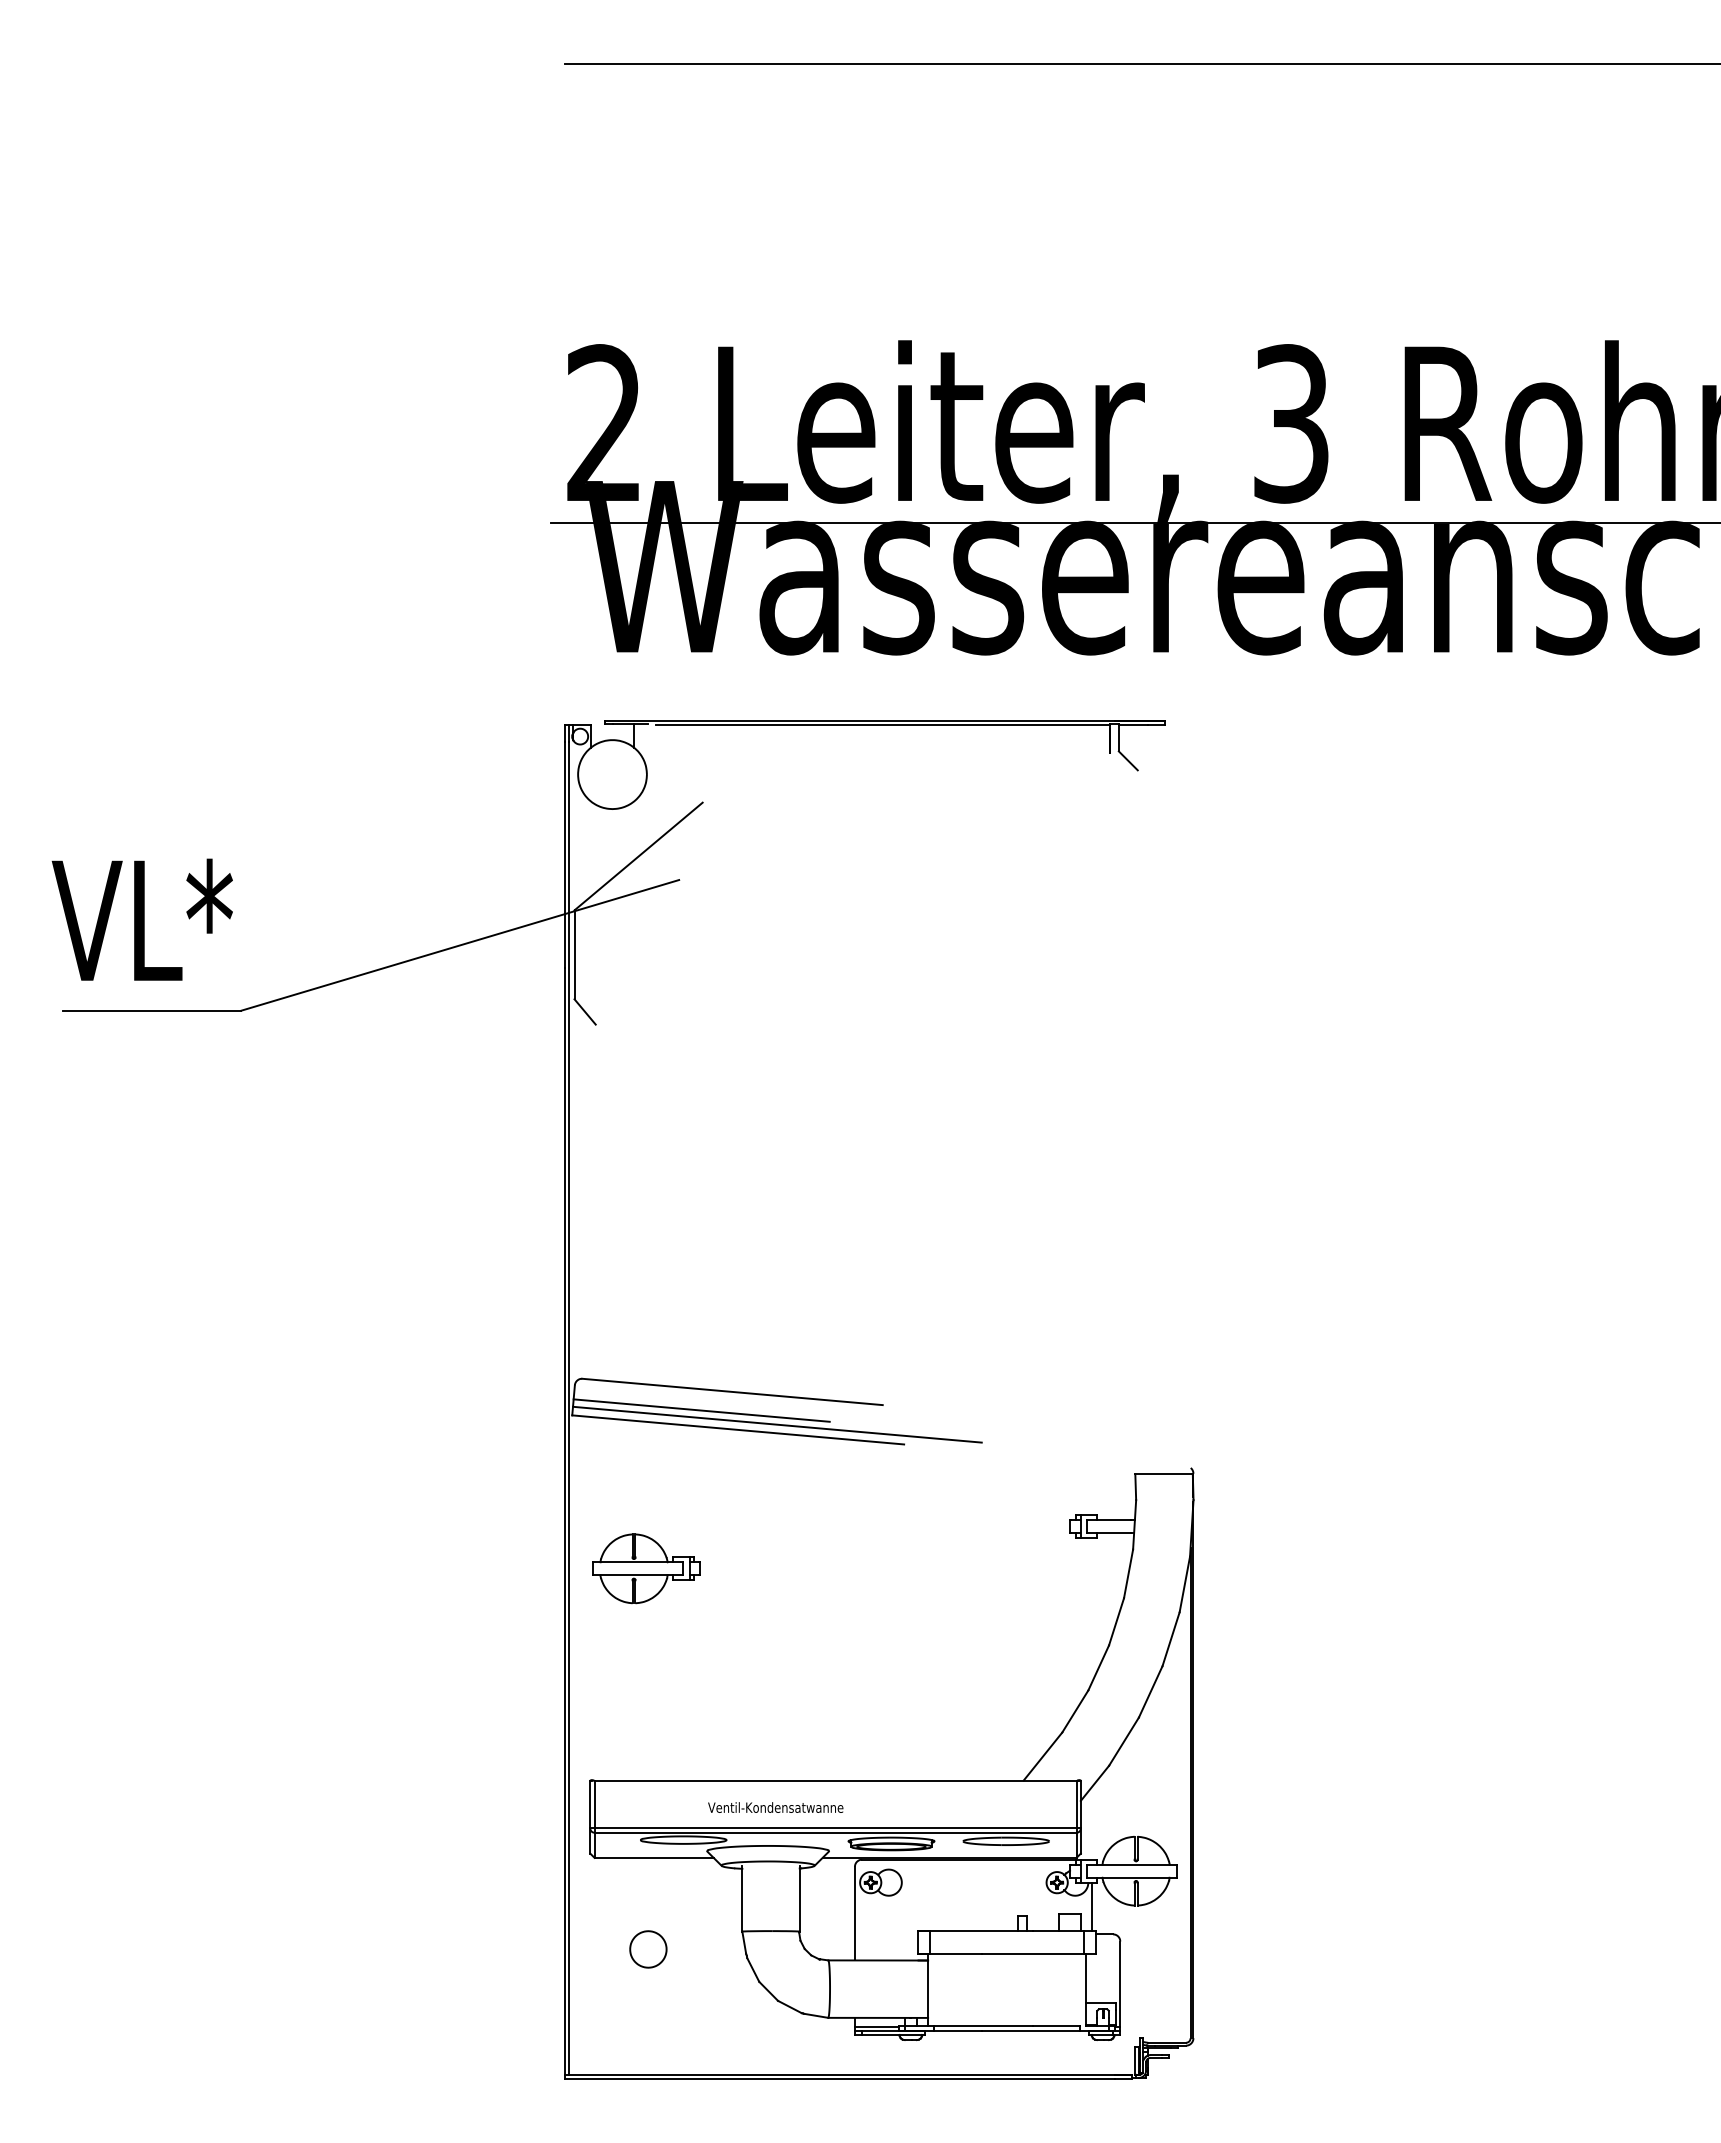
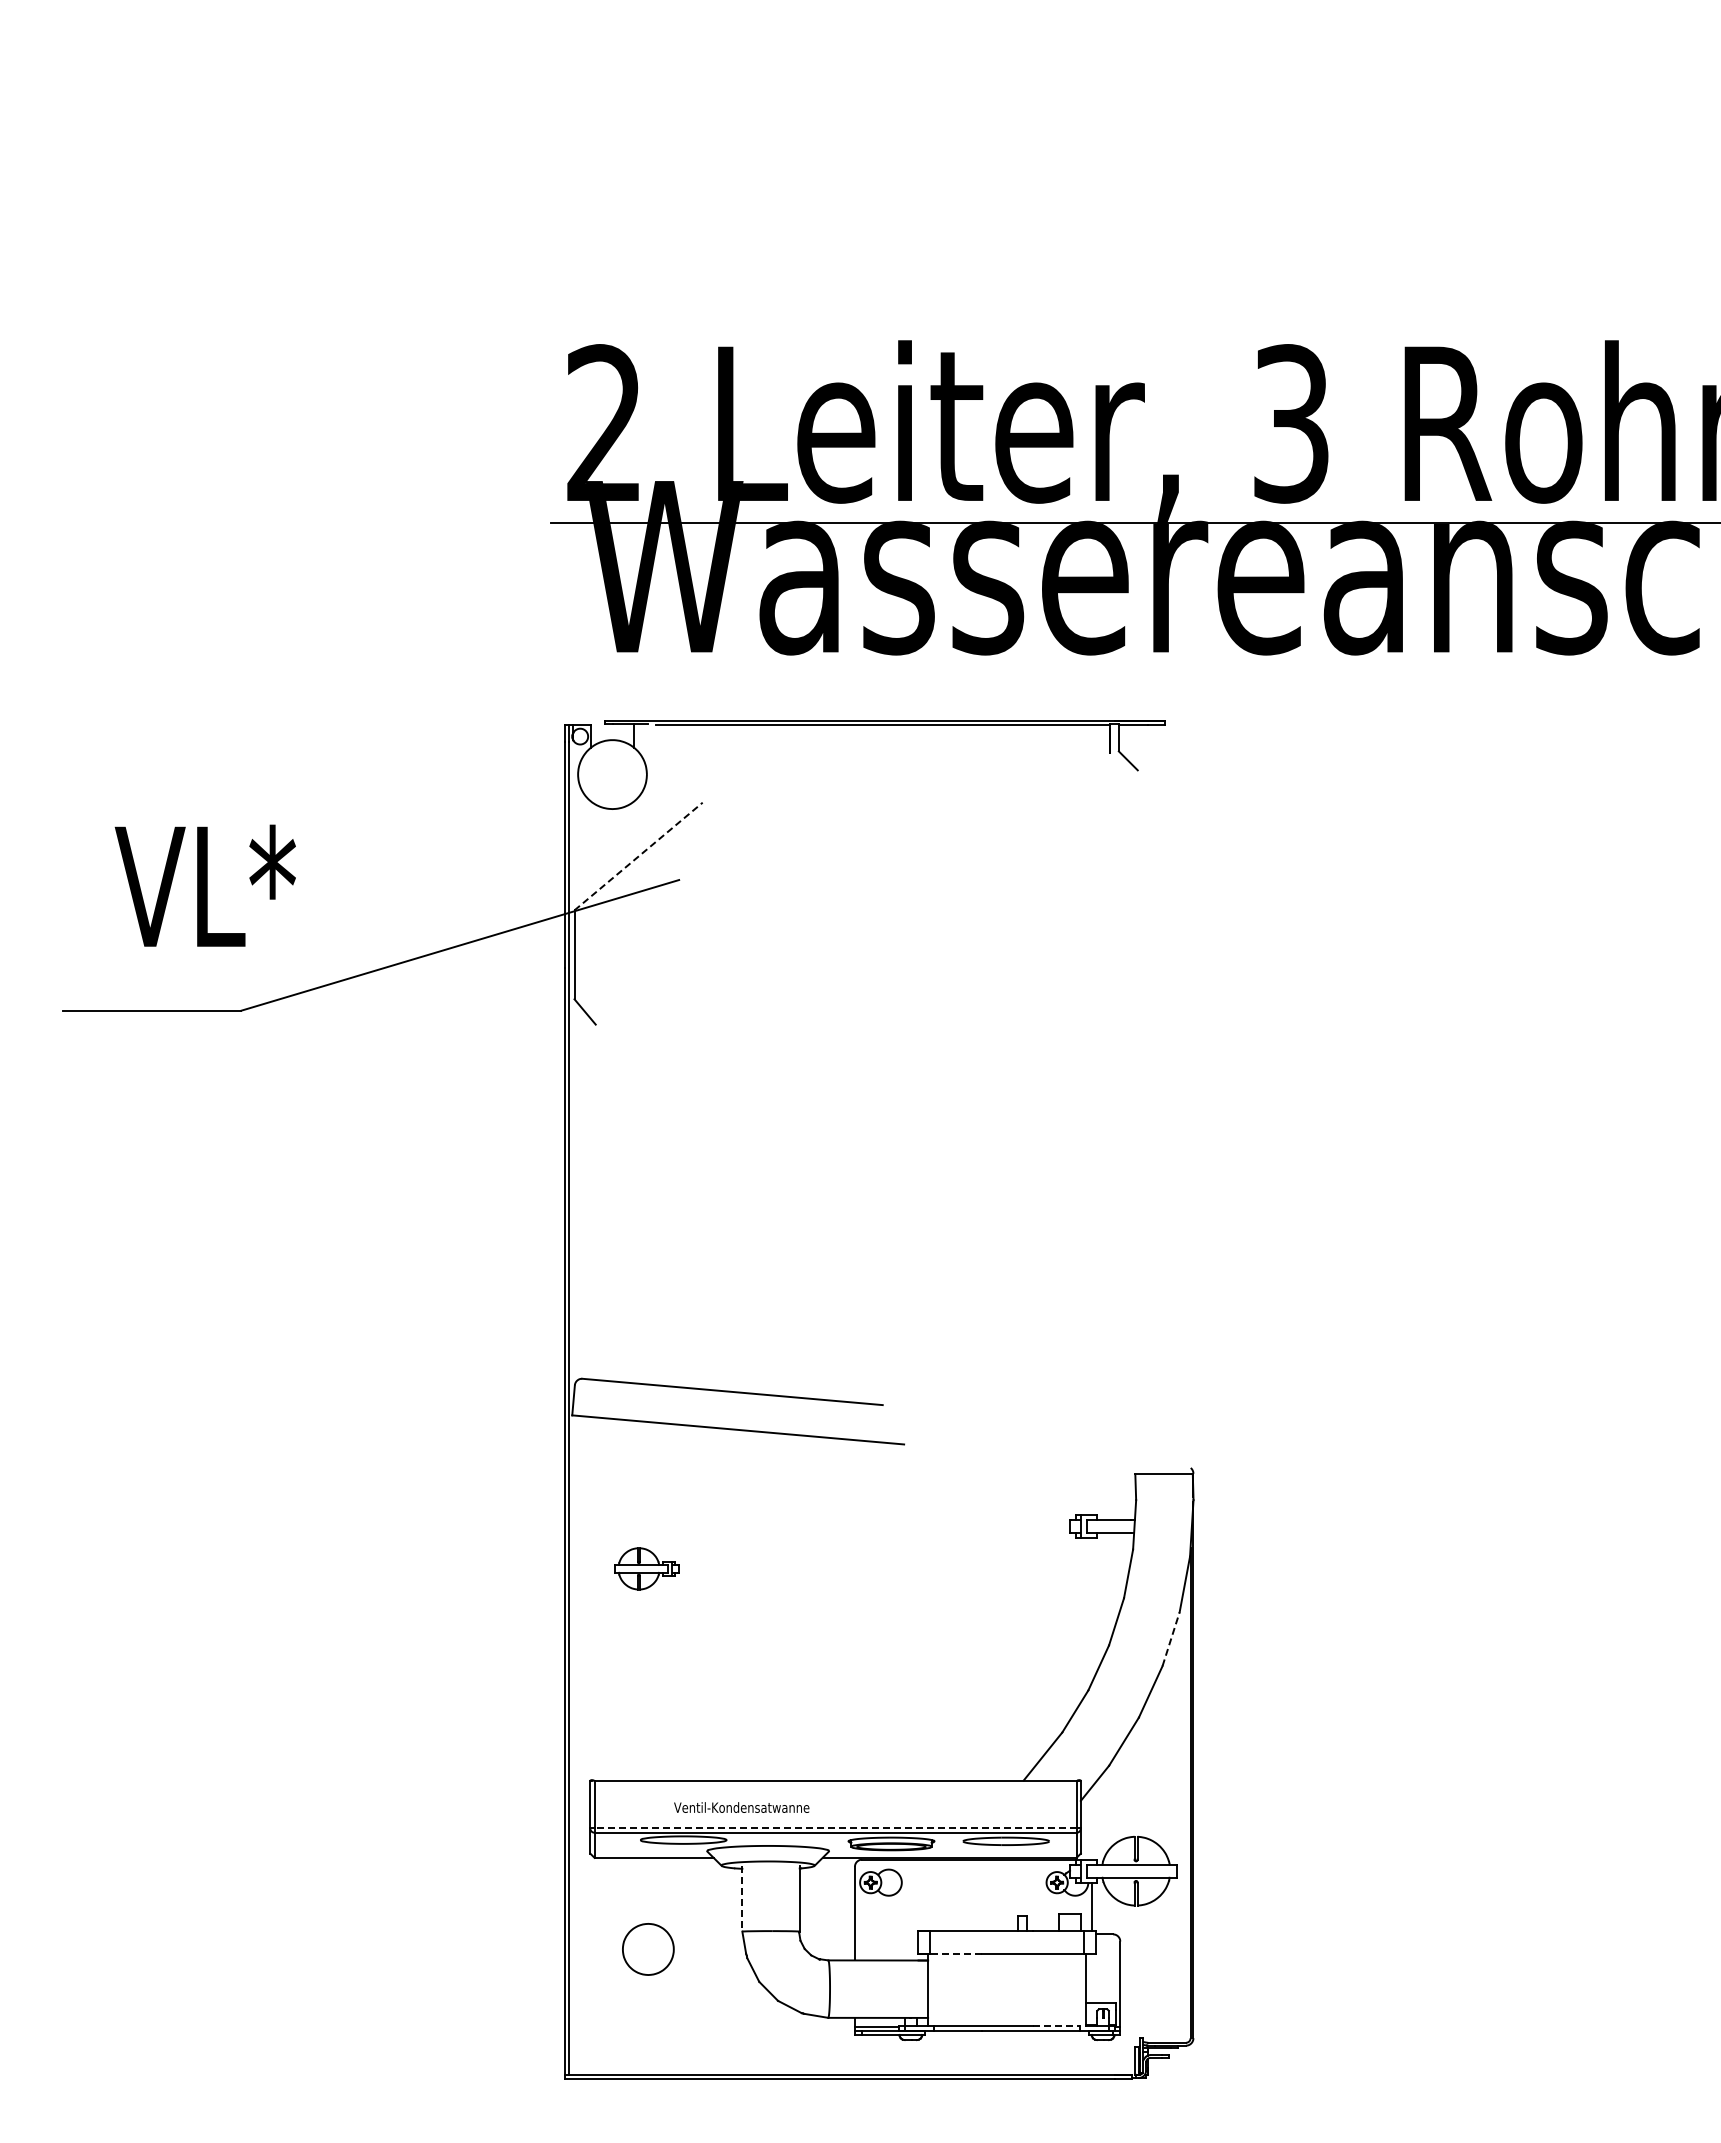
line: present -> none (1141, 64)
line: solid -> dashed (638, 856)
text position: (141, 919) -> (204, 885) (204, 885)
line: present -> none (701, 1410)
line: present -> none (777, 1424)
part size: 109x72 px -> 66x44 px (646, 1568)
line: solid -> dashed (1171, 1638)
text position: (775, 1807) -> (741, 1807) (741, 1807)
line: solid -> dashed (835, 1828)
line: solid -> dashed (742, 1899)
part size: 39x39 px -> 53x53 px (648, 1949)
line: solid -> dashed (955, 1953)
line: solid -> dashed (1057, 2025)
